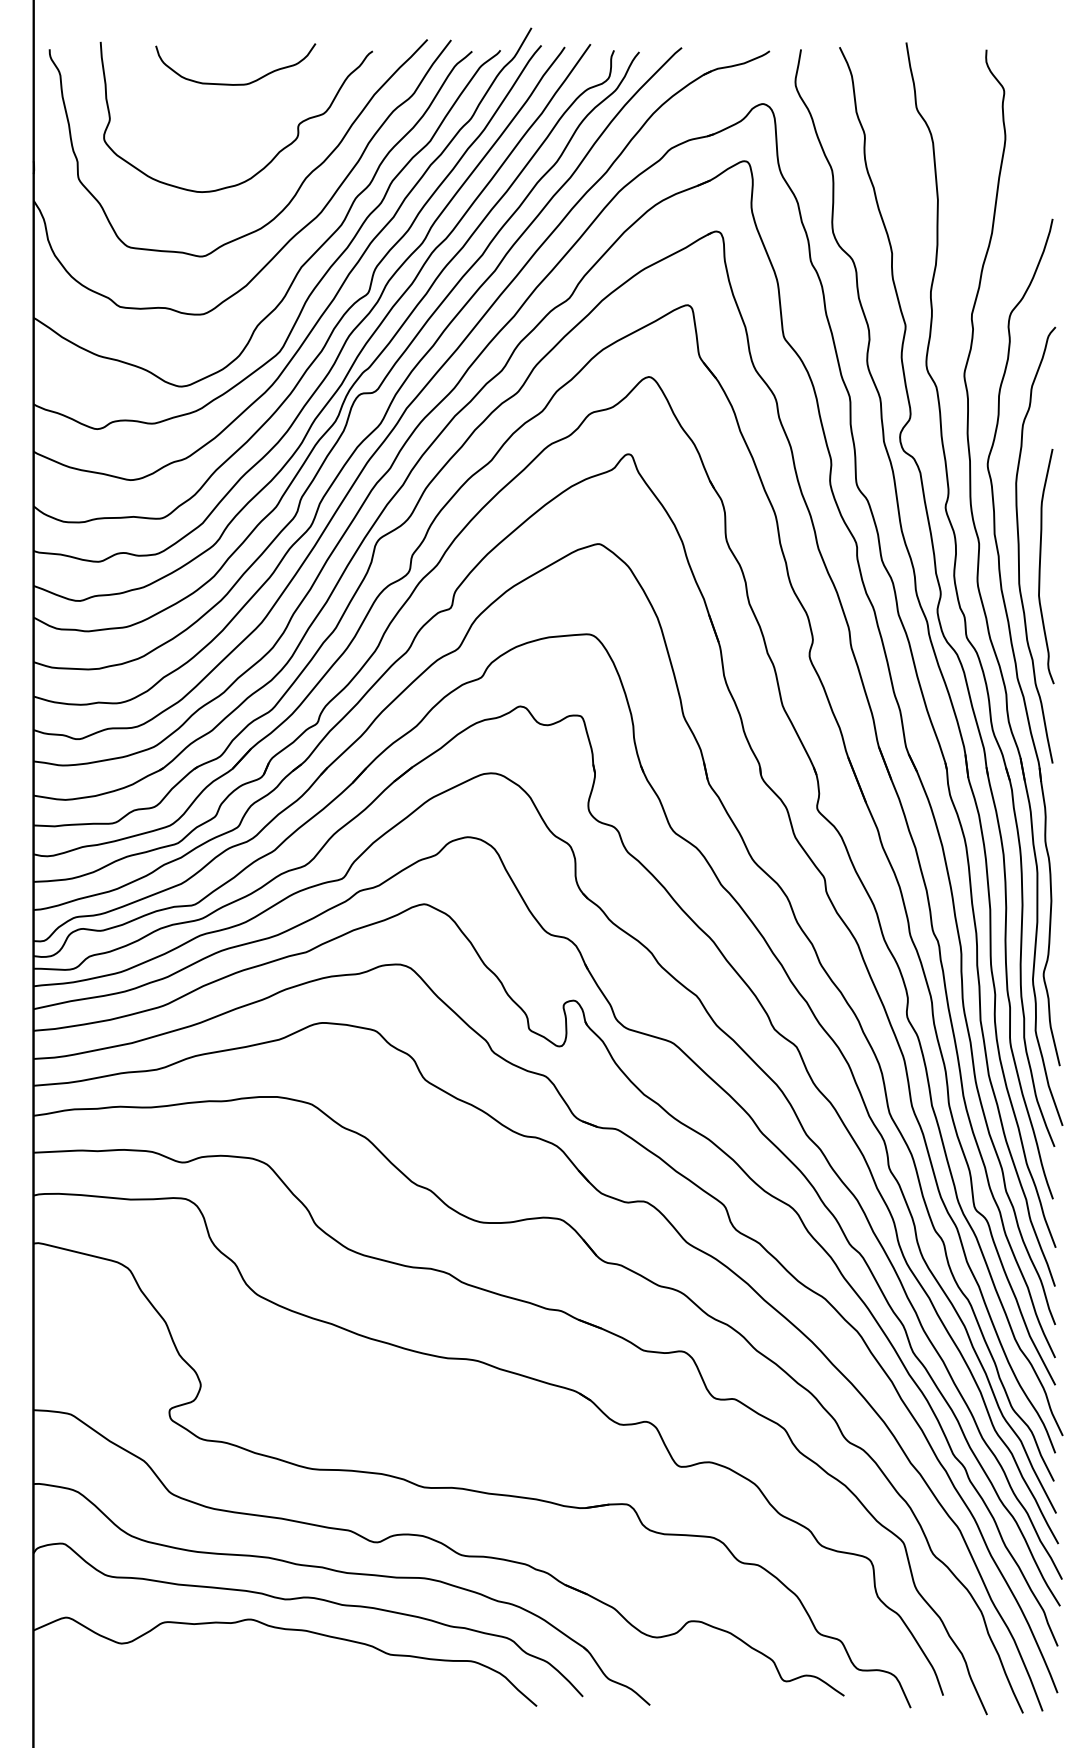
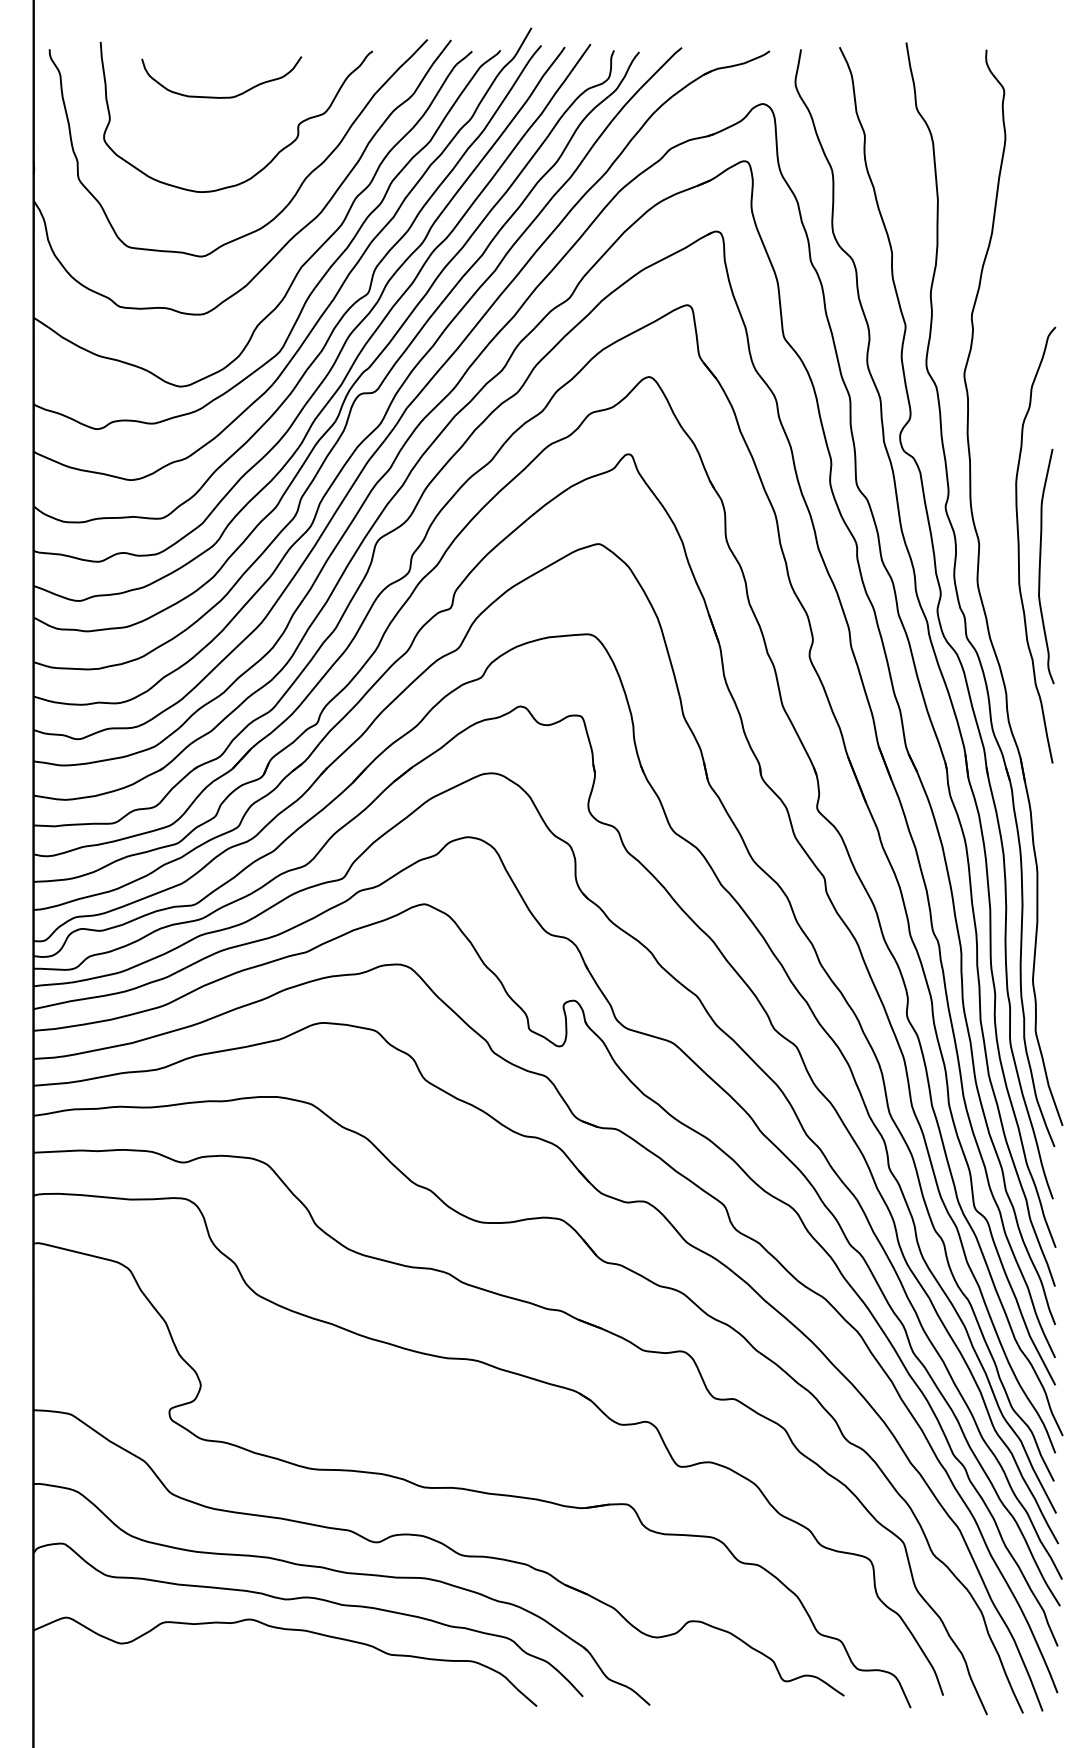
curve position: (238, 83) -> (224, 96) (224, 96)
part: present -> none (1013, 646)
